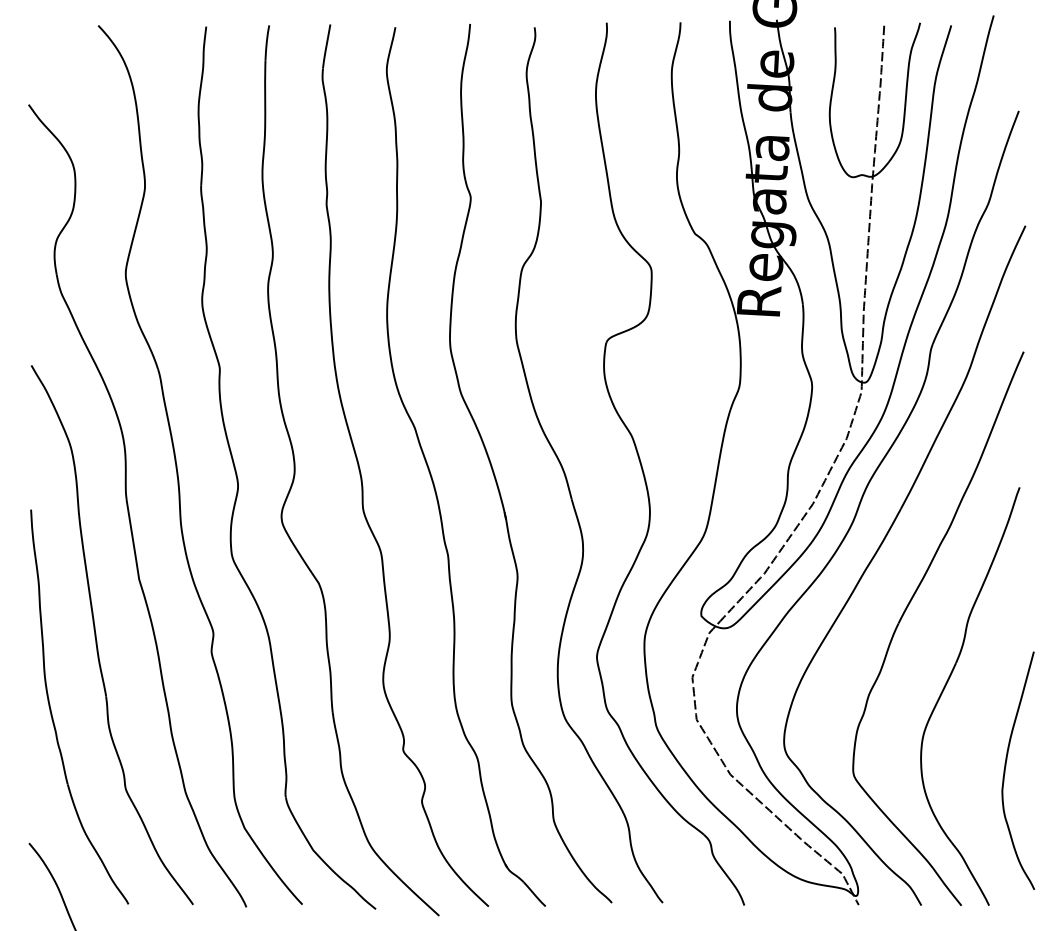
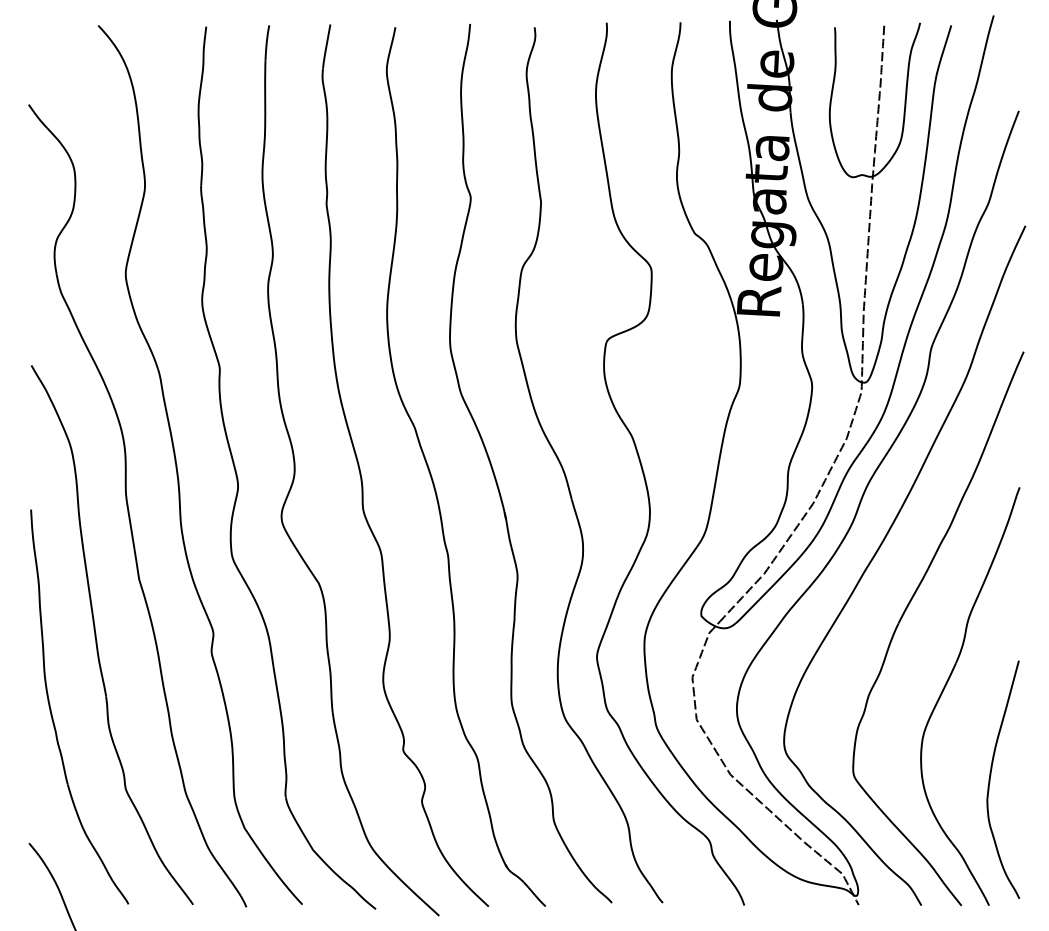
curve position: (1006, 766) -> (991, 775) (991, 775)
